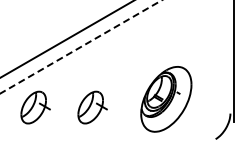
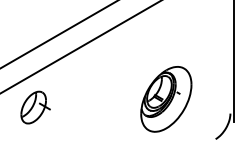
line position: (66, 39) -> (58, 34) (58, 34)
line: dashed -> solid (81, 46)
part: present -> none (92, 107)
